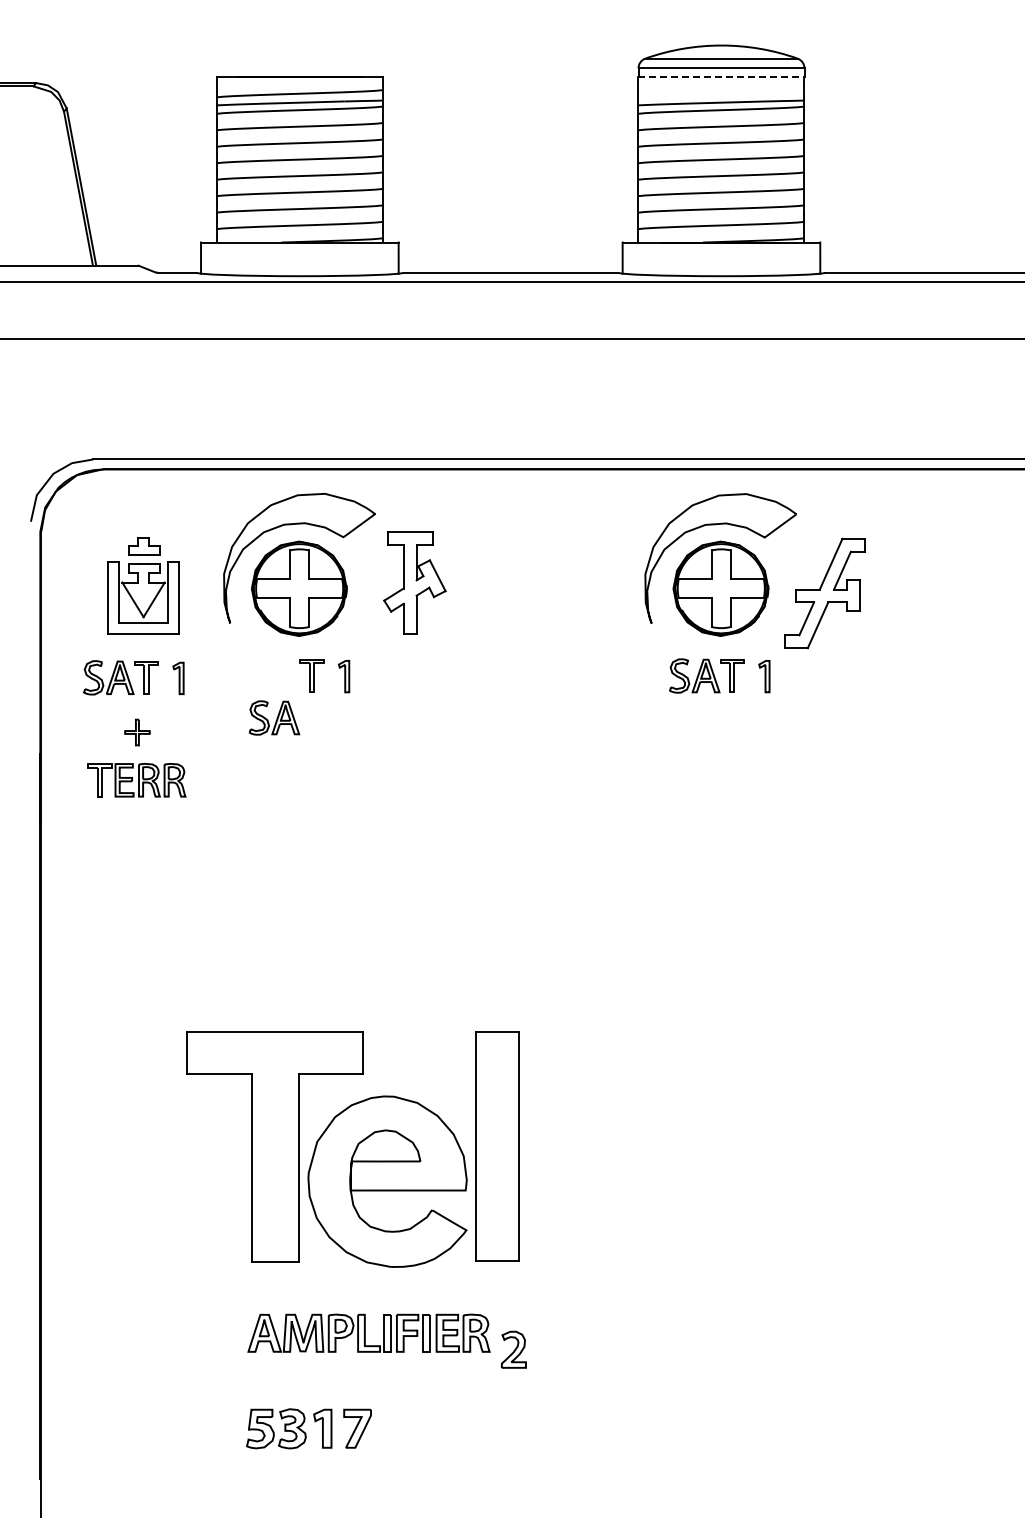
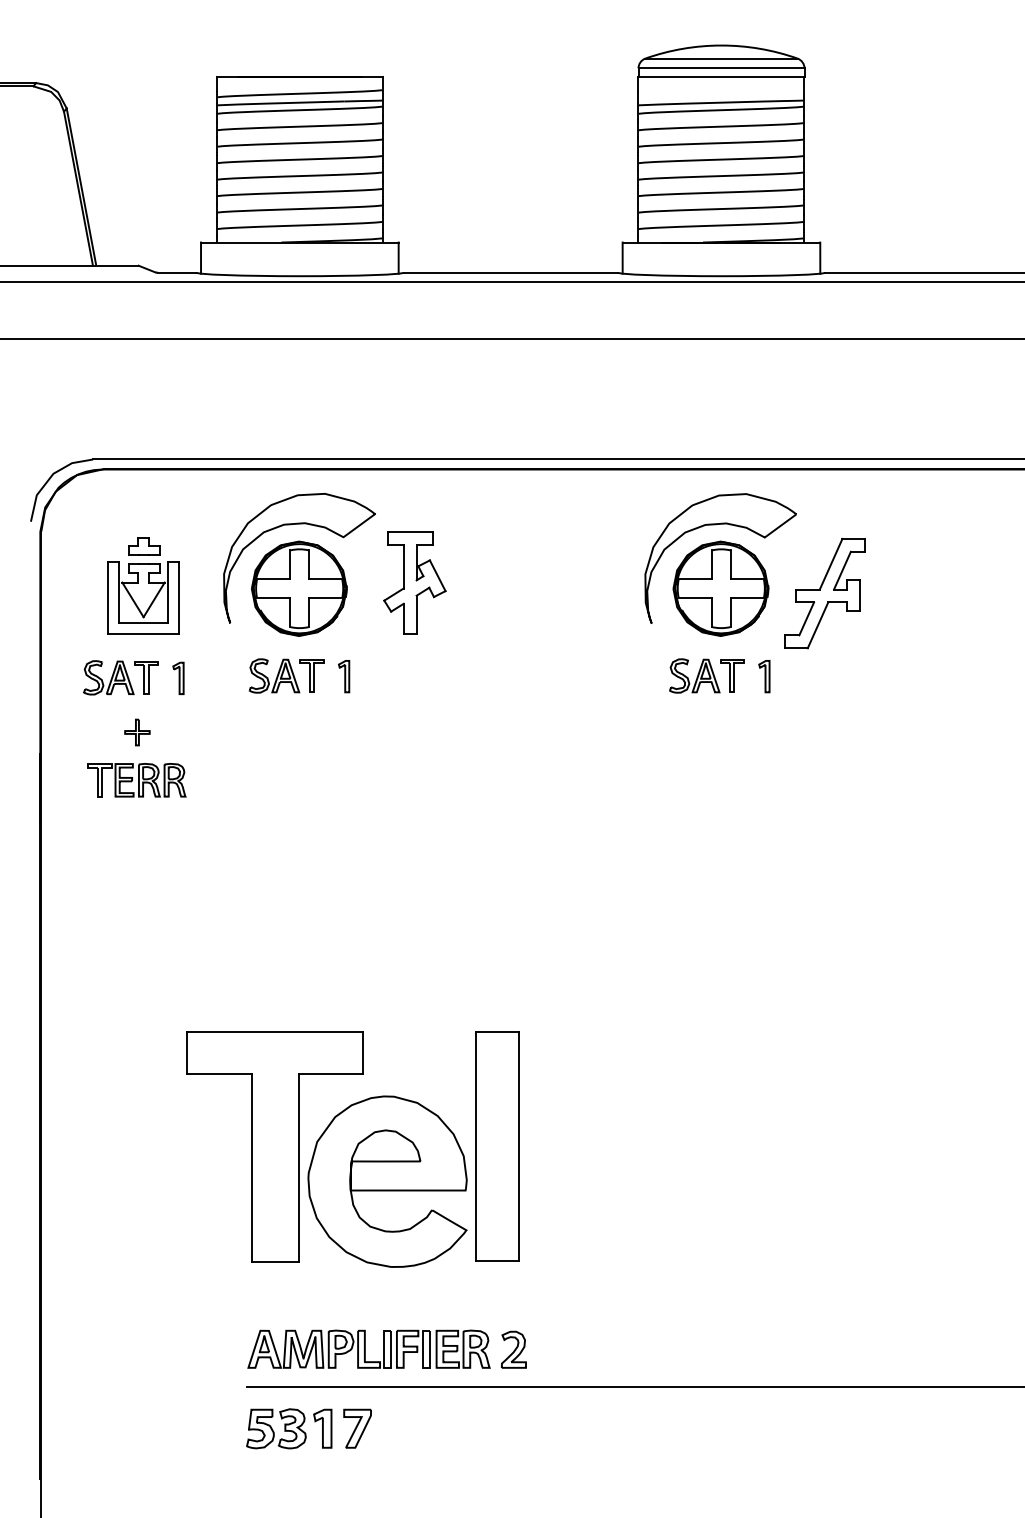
line: dashed -> solid (721, 76)
part position: (274, 717) -> (274, 675) (274, 675)
part position: (368, 1332) -> (368, 1348) (368, 1348)
line: none -> present (634, 1387)
